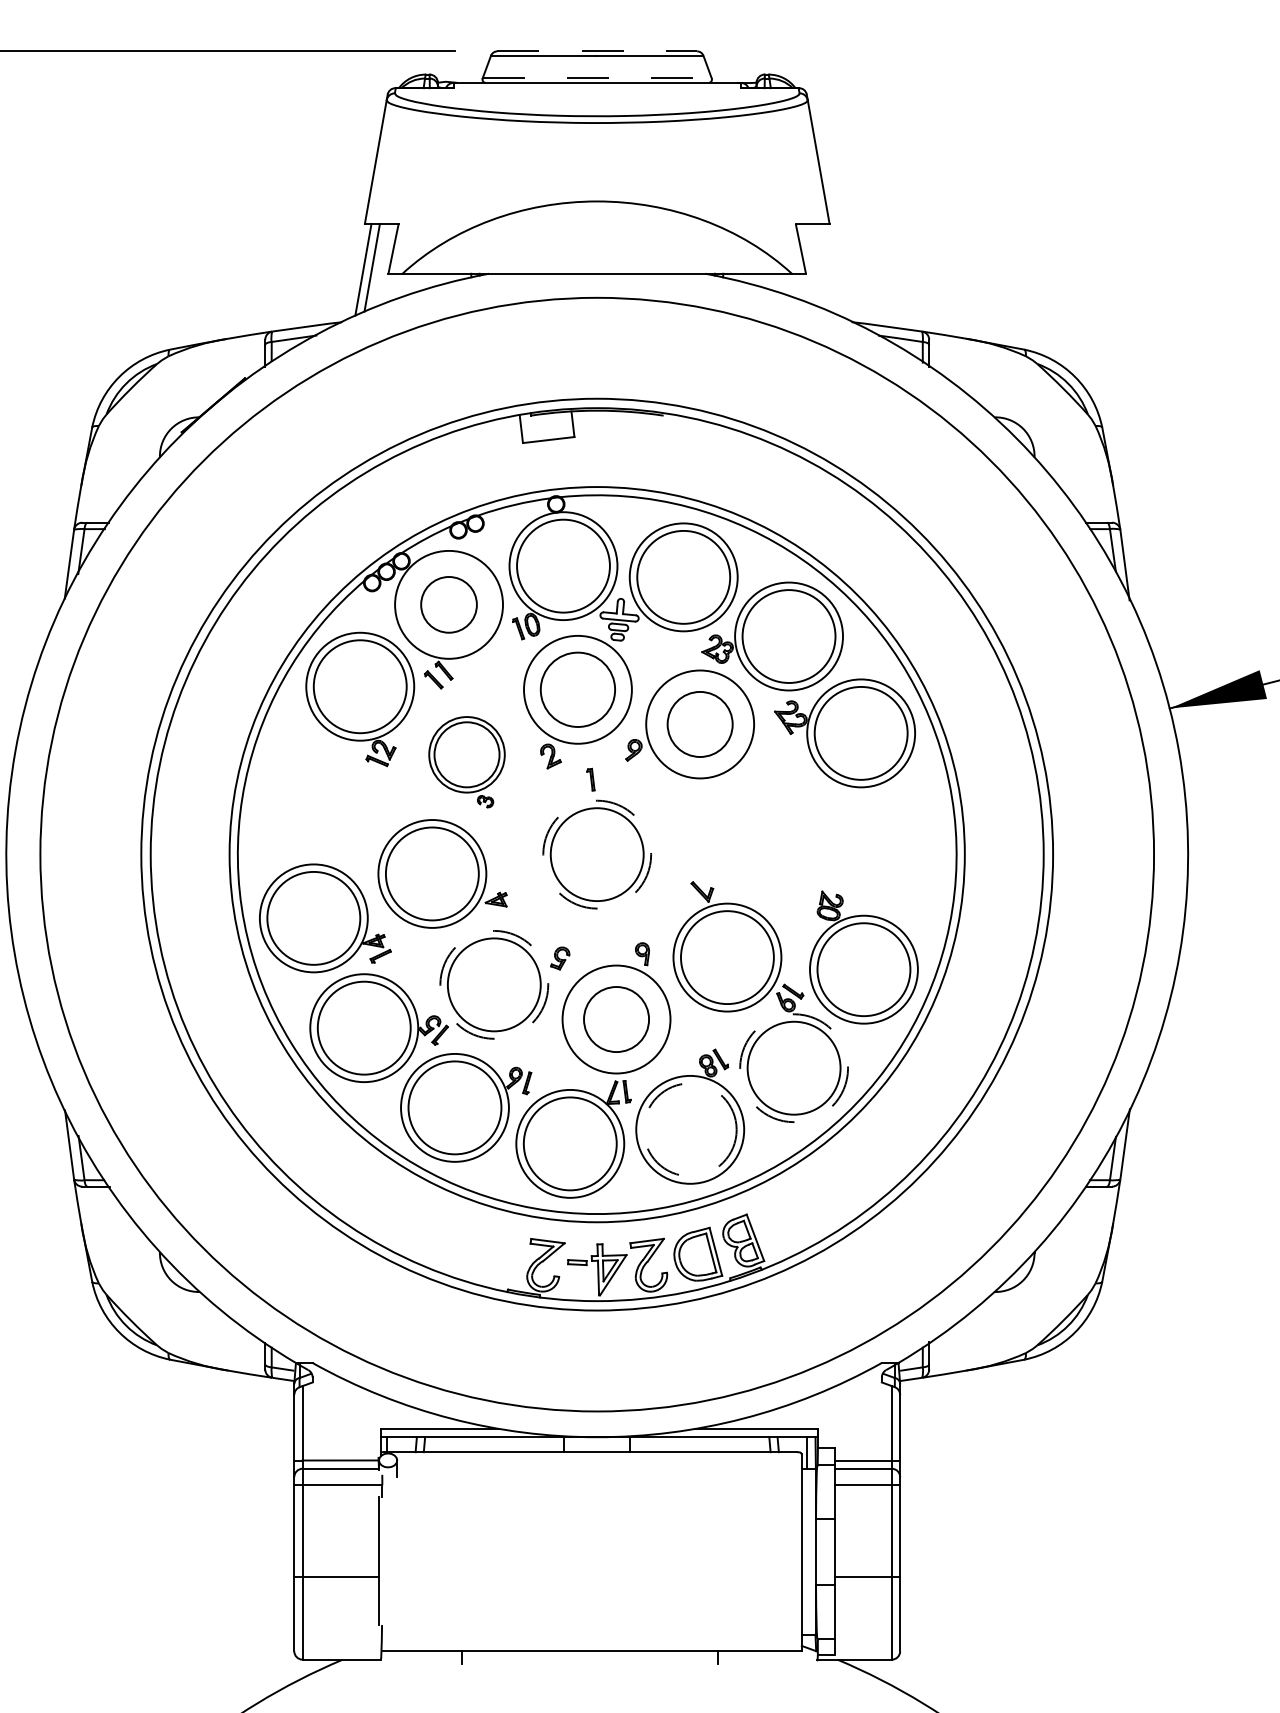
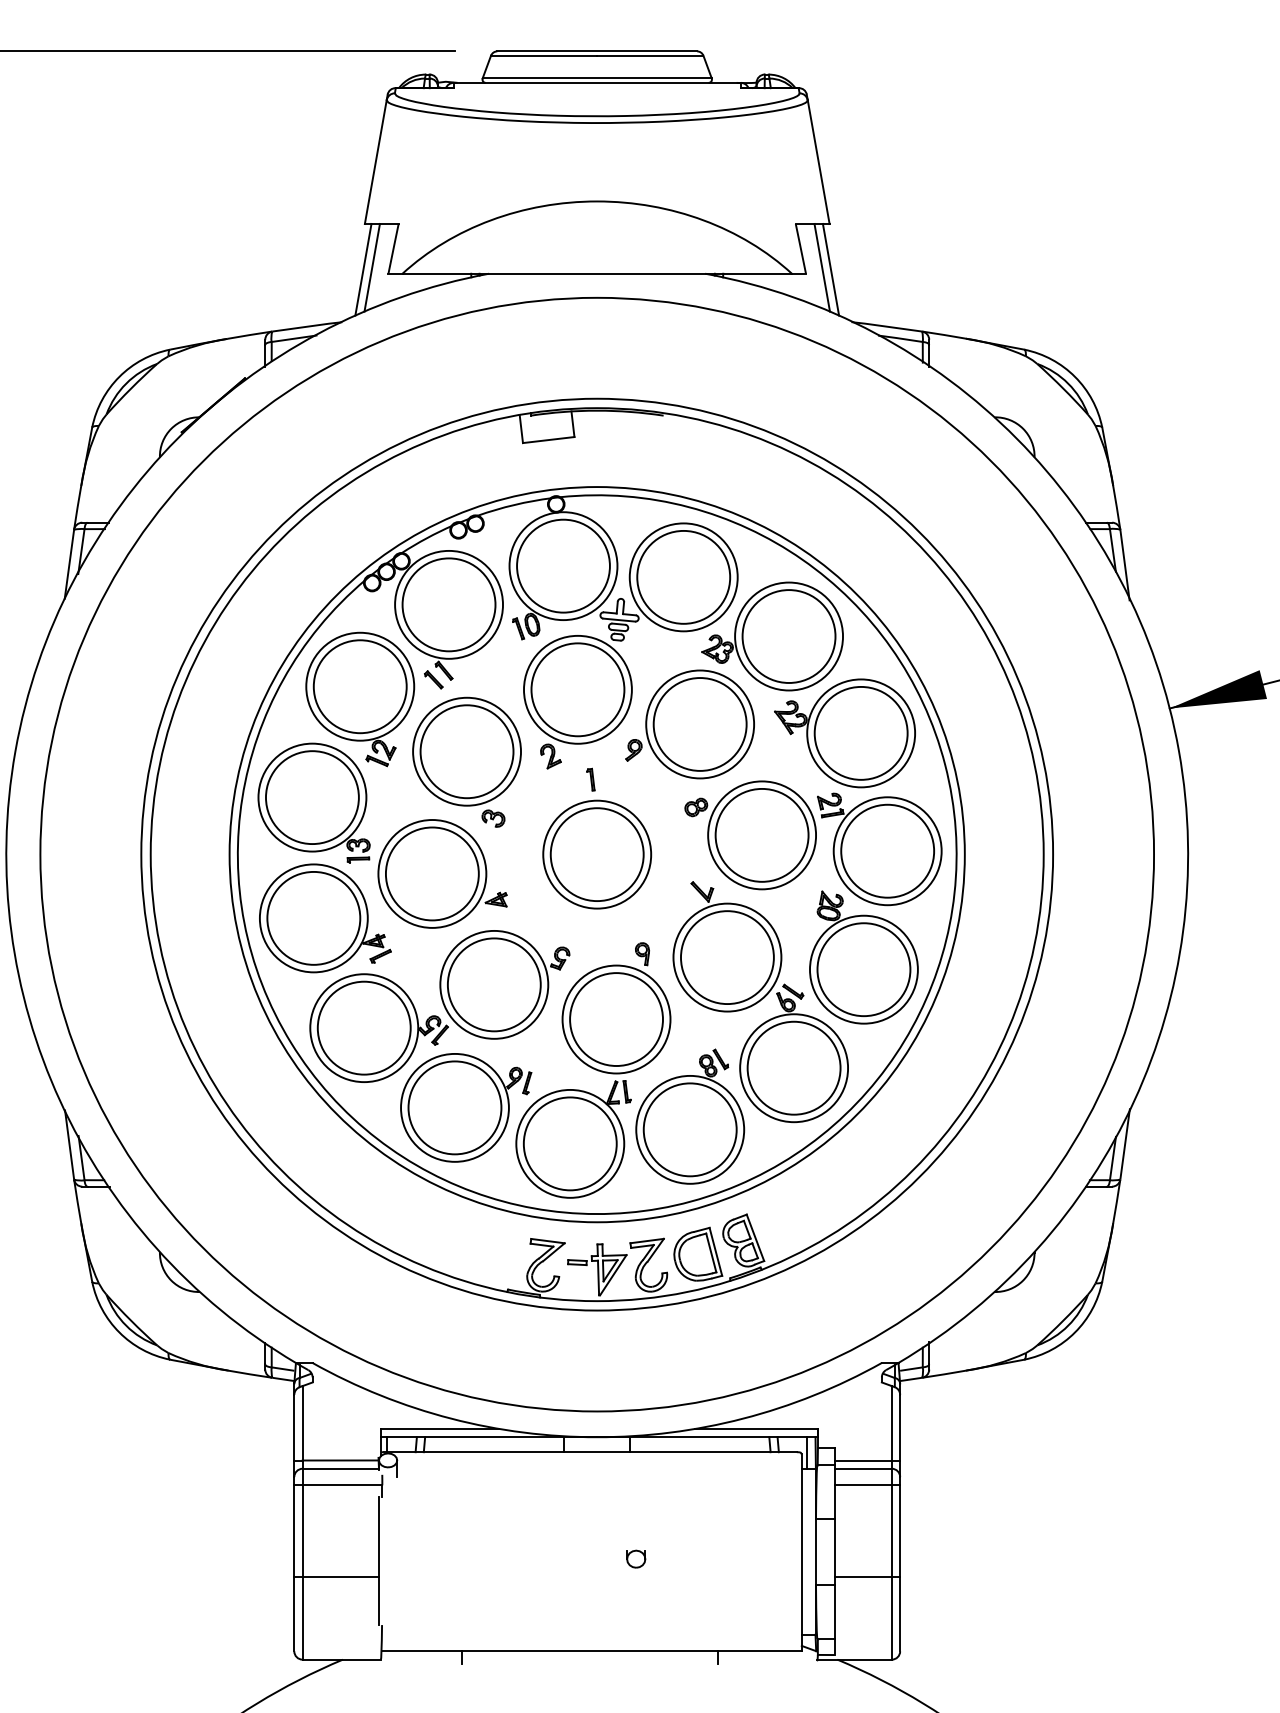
line: dashed -> solid (597, 51)
line: dashed -> solid (597, 78)
line: none -> present (821, 267)
line: none -> present (830, 269)
circle diameter: 56 px -> 93 px (448, 604)
circle diameter: 74 px -> 93 px (577, 689)
circle diameter: 65 px -> 93 px (699, 724)
part size: 78x93 px -> 110x132 px (466, 761)
part: none -> present (313, 802)
part: none -> present (813, 843)
circle: dashed -> solid (597, 854)
circle: dashed -> solid (494, 984)
circle diameter: 65 px -> 93 px (616, 1019)
circle: dashed -> solid (794, 1068)
circle: dashed -> solid (689, 1129)
part: none -> present (636, 1558)
